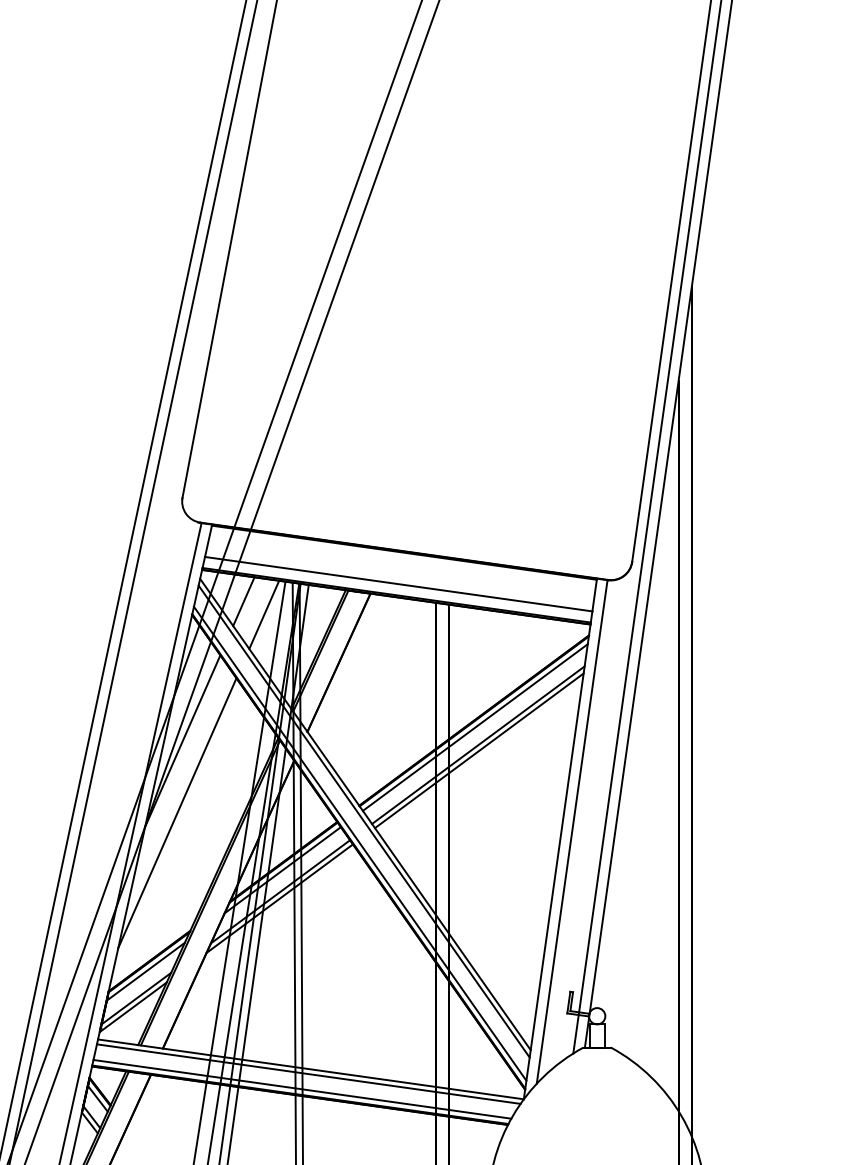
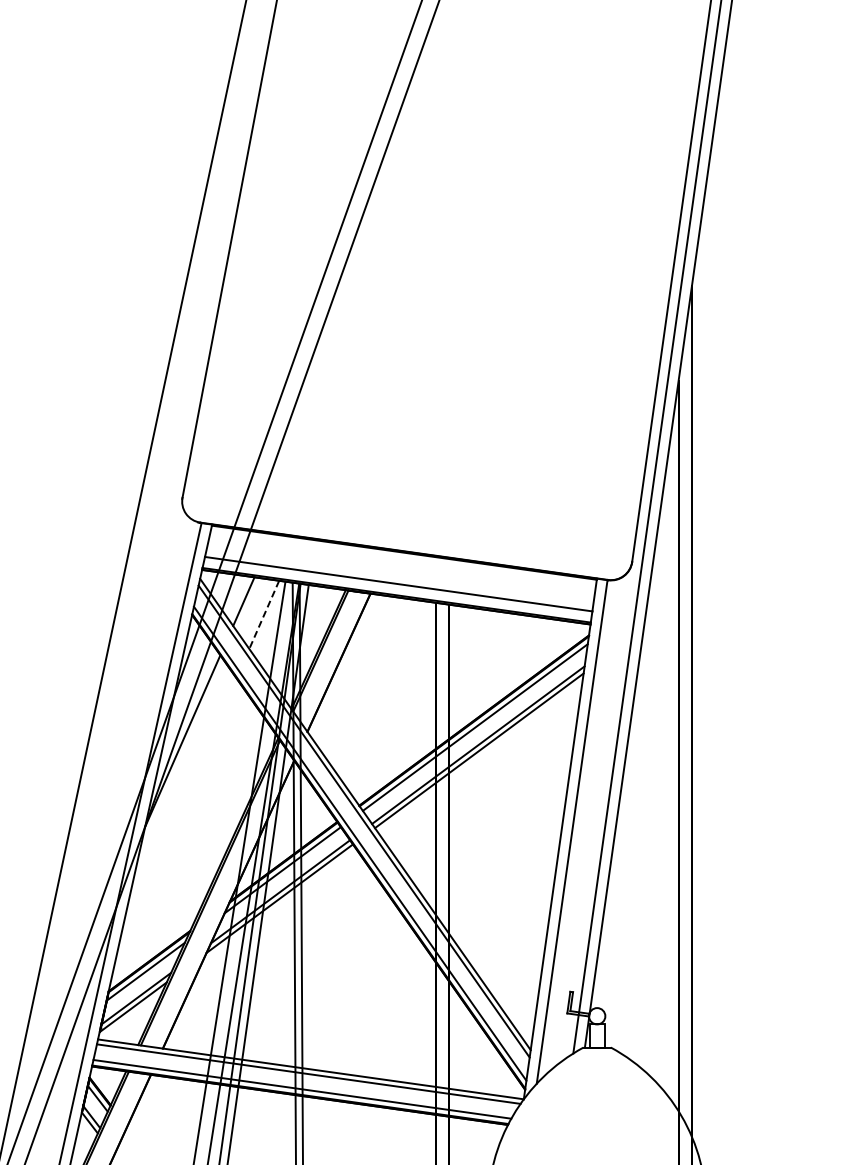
line: present -> none (133, 581)
line: solid -> dashed (264, 615)
line: present -> none (177, 813)
